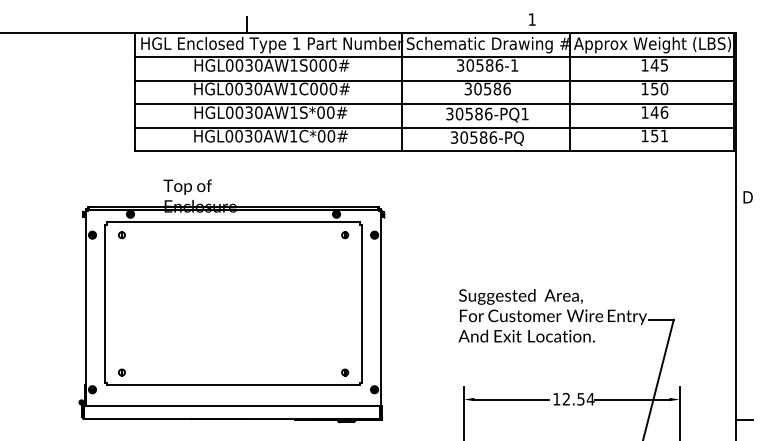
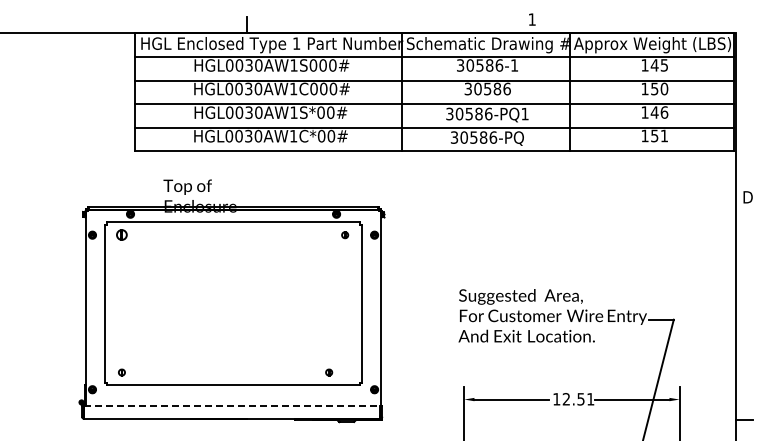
part size: 8x9 px -> 12x12 px (121, 234)
part position: (345, 372) -> (329, 372) (329, 372)
text: 12.54 -> 12.51 (590, 399)
line: solid -> dashed (232, 405)
